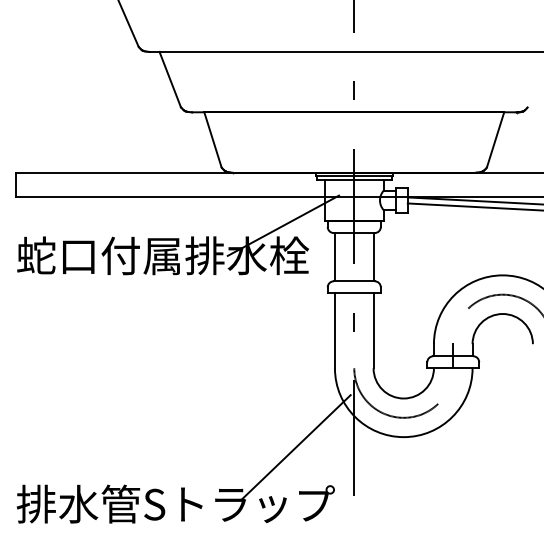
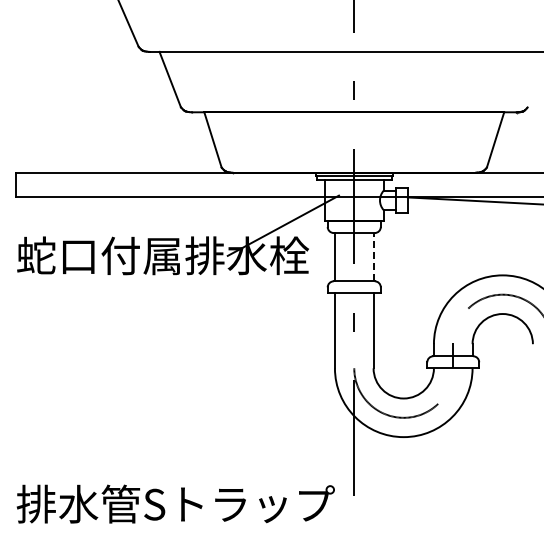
line: present -> none (473, 206)
line: solid -> dashed (373, 256)
line: present -> none (295, 447)
